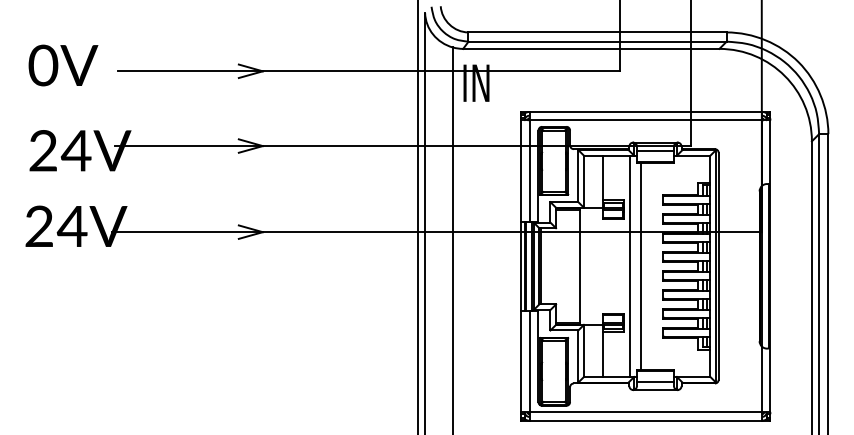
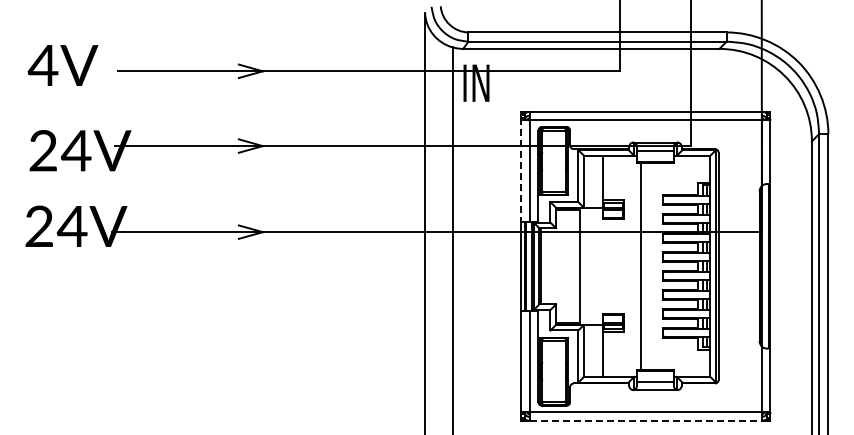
text: 0V -> 4V (42, 65)
line: solid -> dashed (521, 170)
line: present -> none (418, 216)
line: present -> none (629, 265)
line: solid -> dashed (646, 420)
